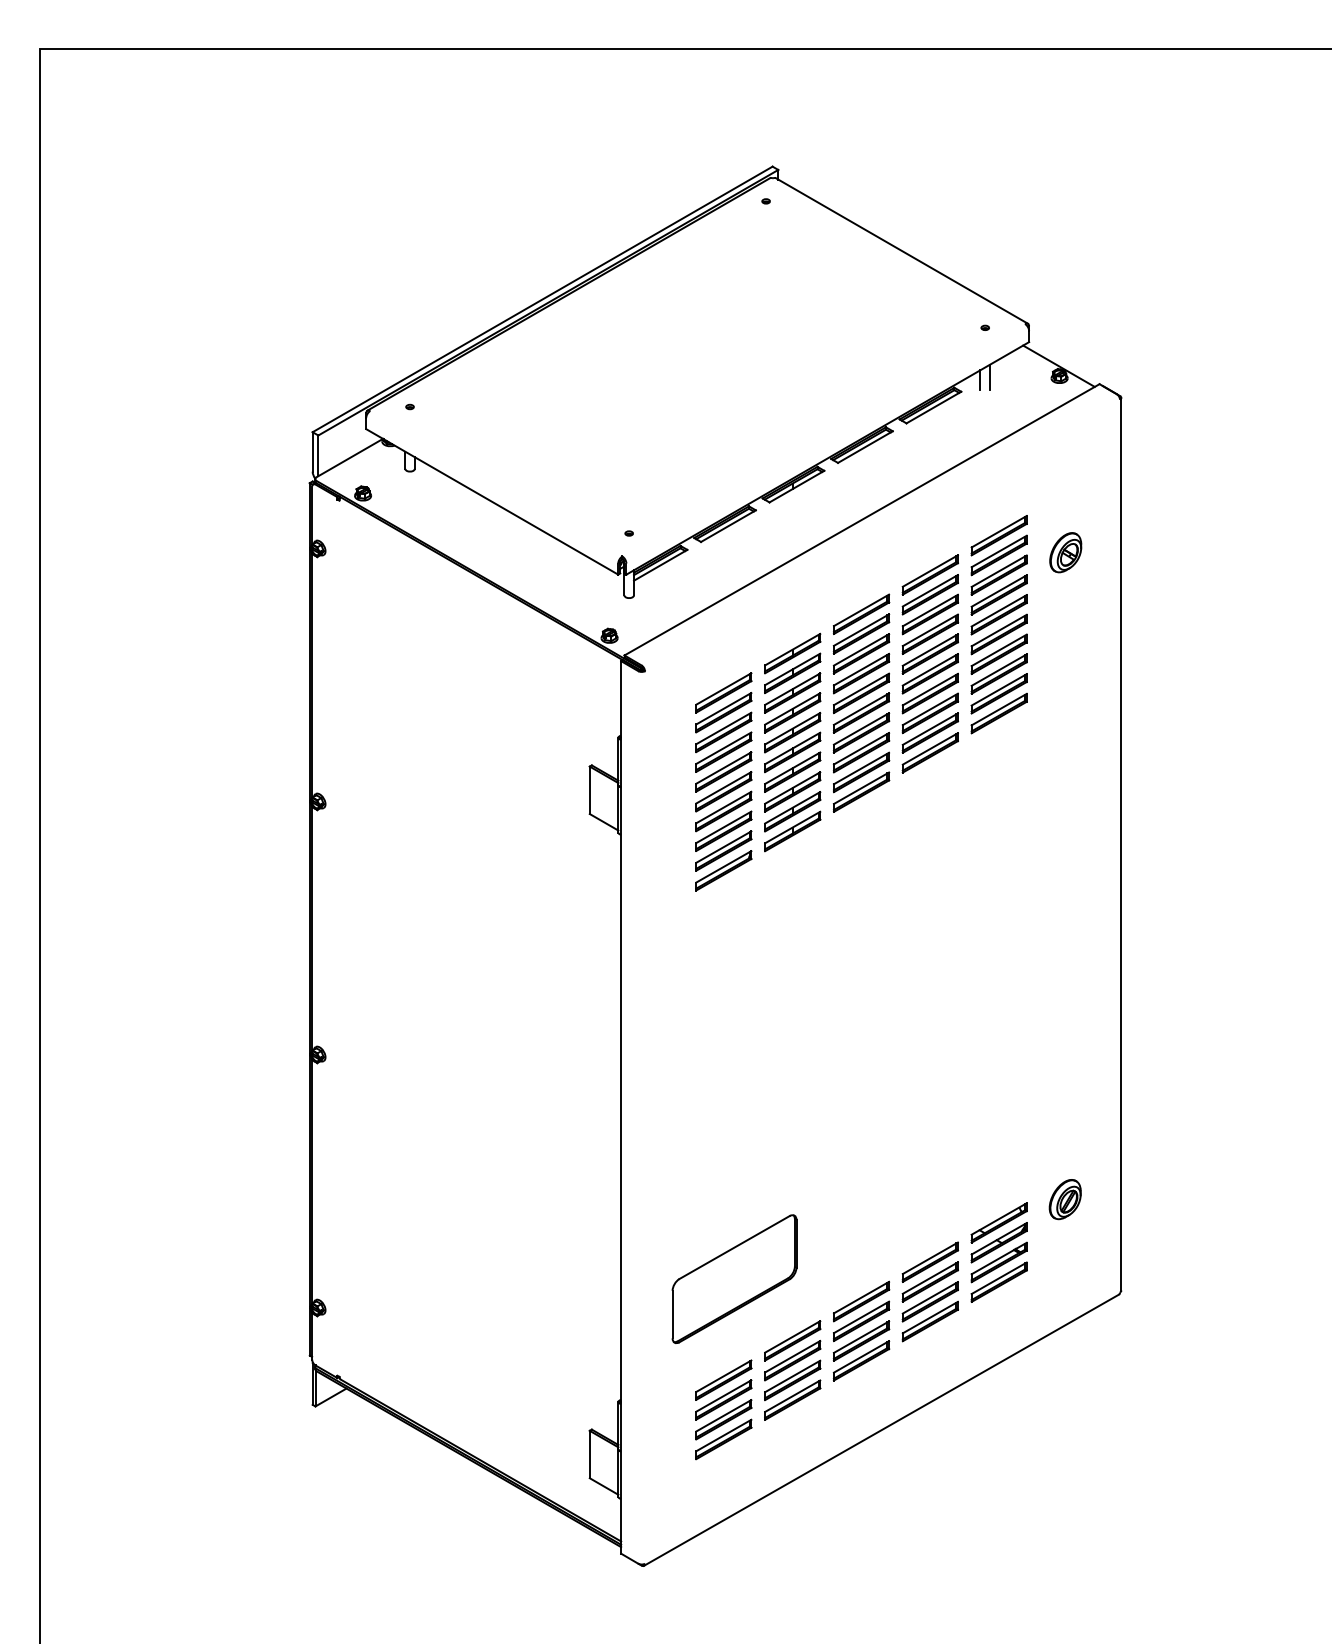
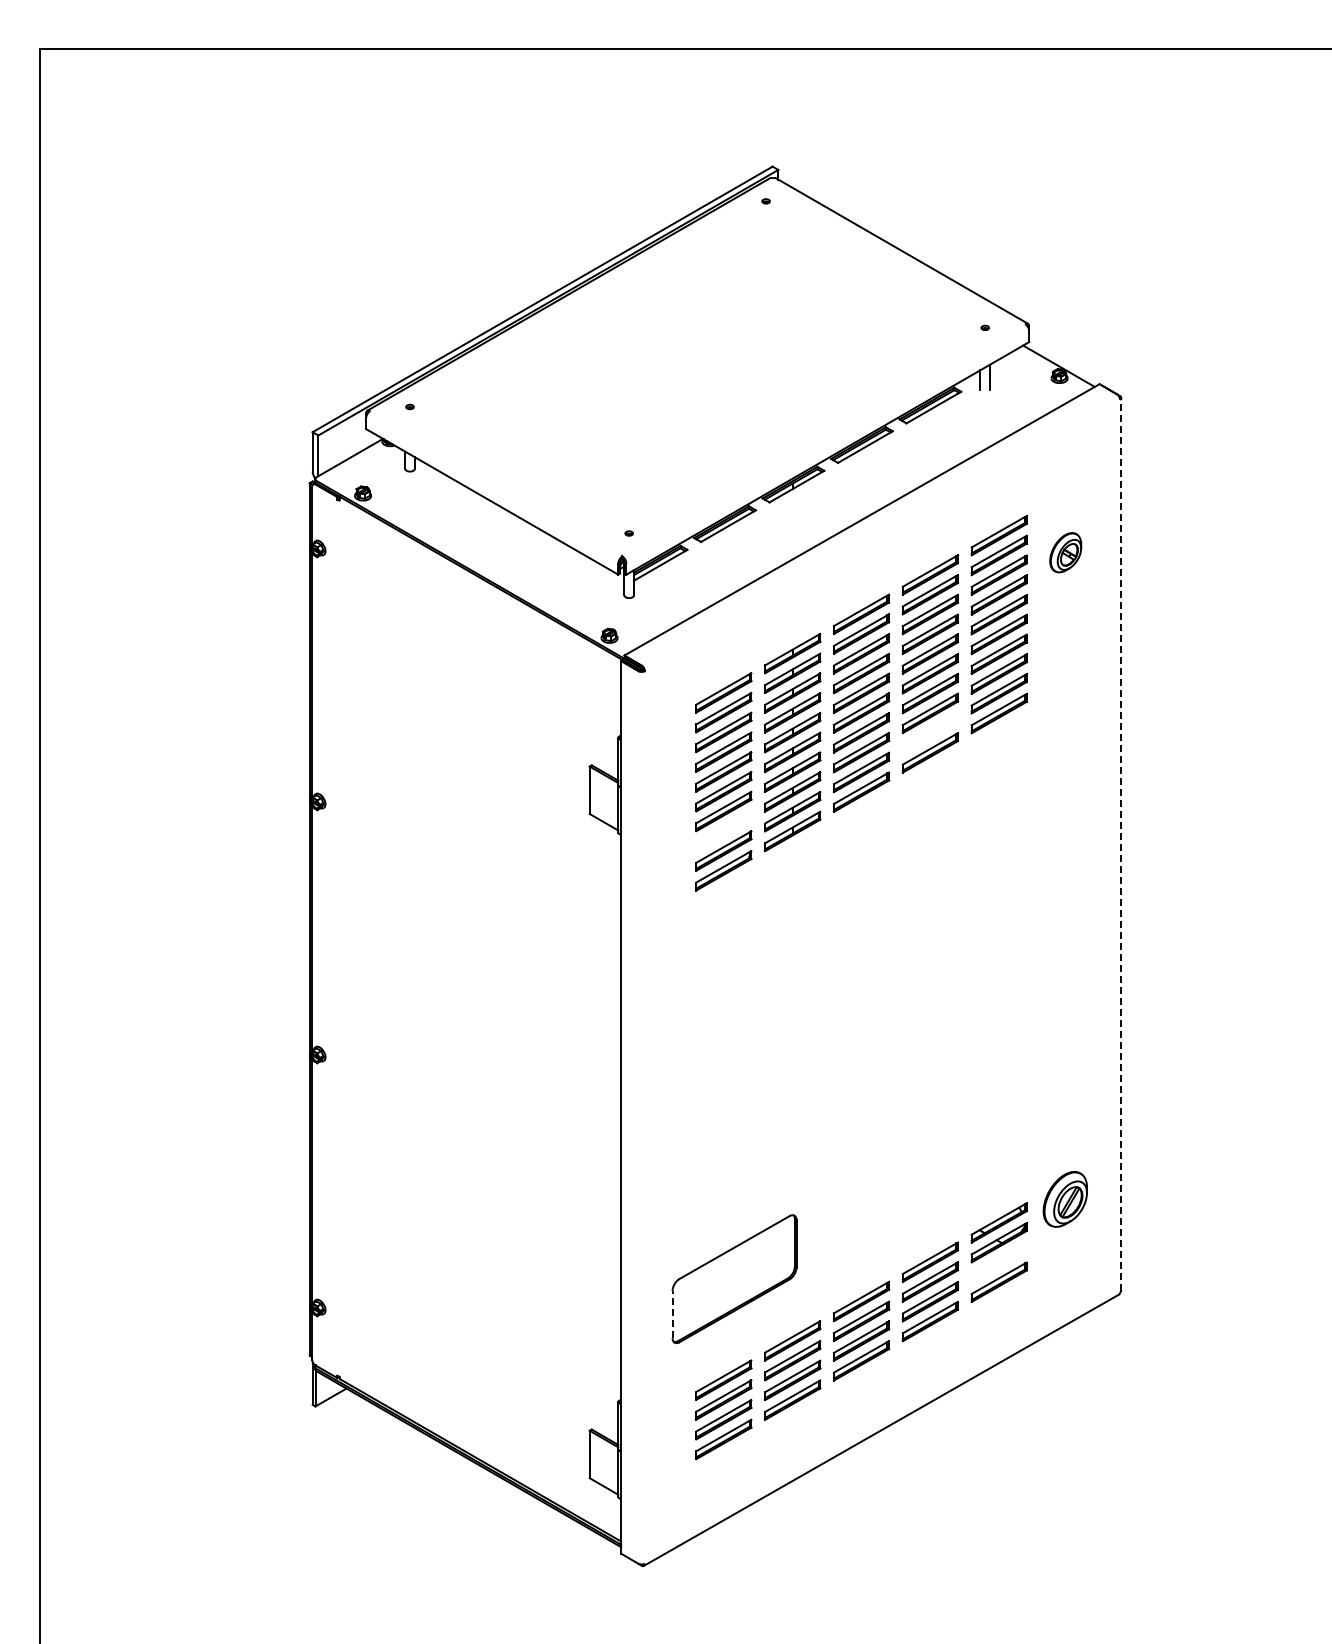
part: present -> none (930, 732)
part: present -> none (723, 830)
line: solid -> dashed (1121, 843)
part size: 34x42 px -> 46x57 px (1064, 1199)
part: present -> none (998, 1262)
line: solid -> dashed (672, 1314)
